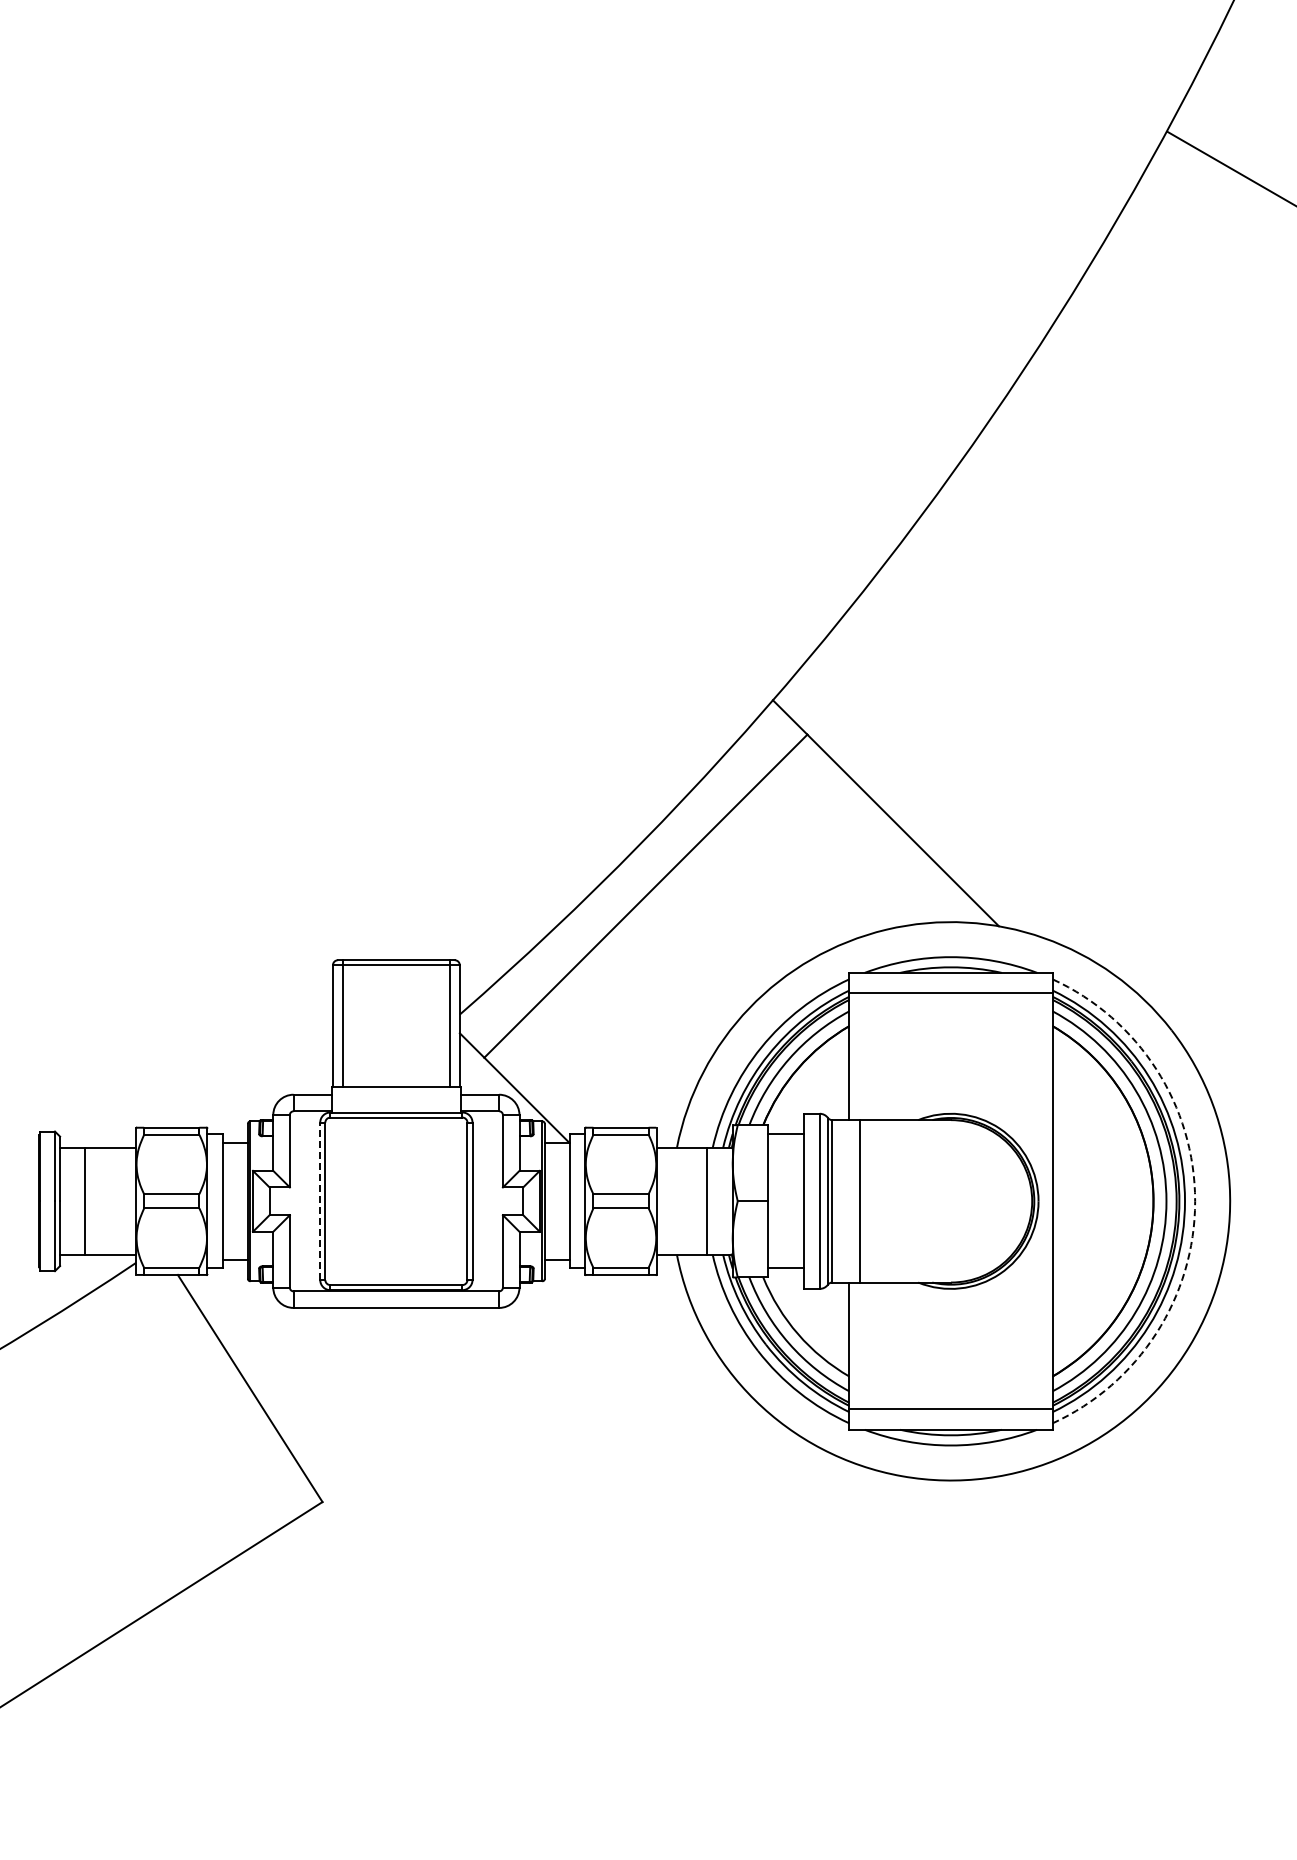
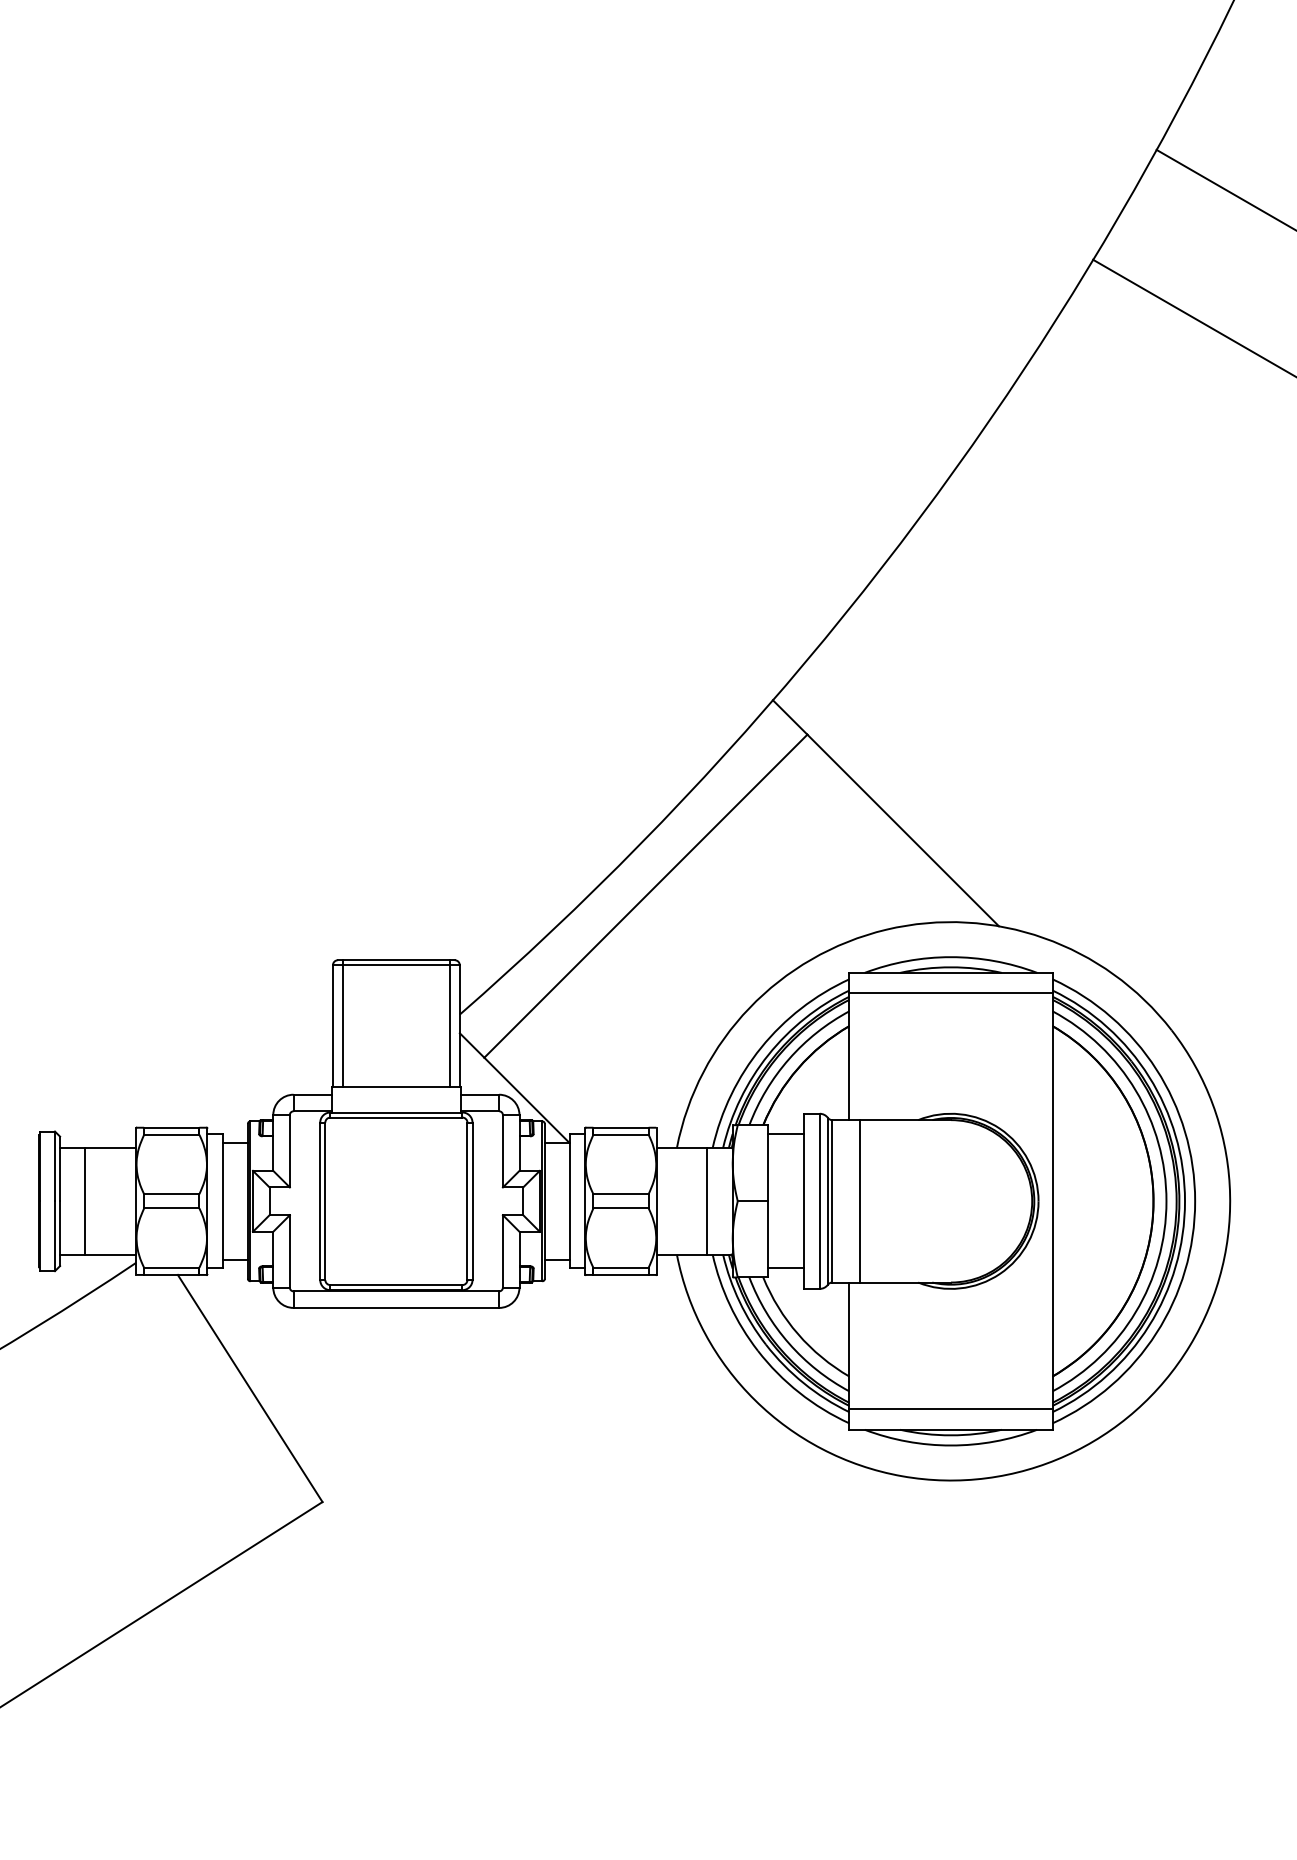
line position: (1230, 167) -> (1224, 189) (1224, 189)
line: none -> present (1193, 317)
line: dashed -> solid (320, 1201)
arc: dashed -> solid (1195, 1201)
